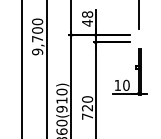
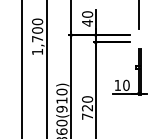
text: 48 -> 40 (87, 14)
text: 9,700 -> 1,700 (37, 51)
